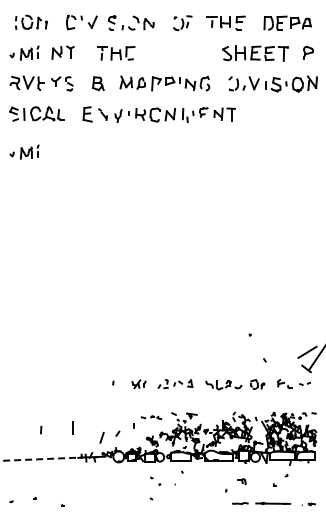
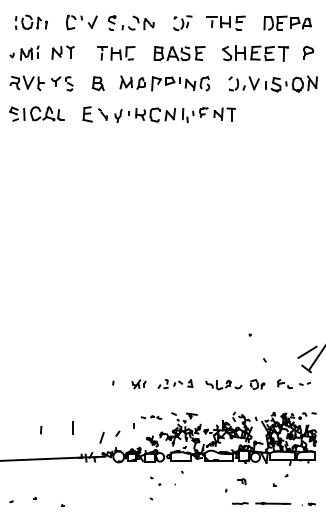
part: none -> present (179, 53)
part: present -> none (24, 151)
line: dashed -> solid (41, 459)
